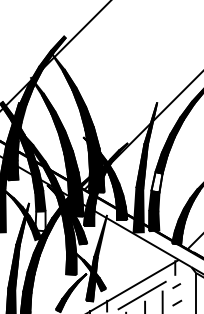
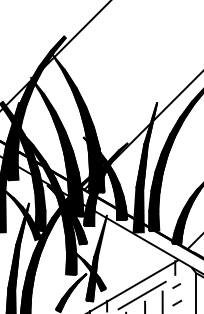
fill: none -> present (156, 181)
fill: none -> present (40, 221)
